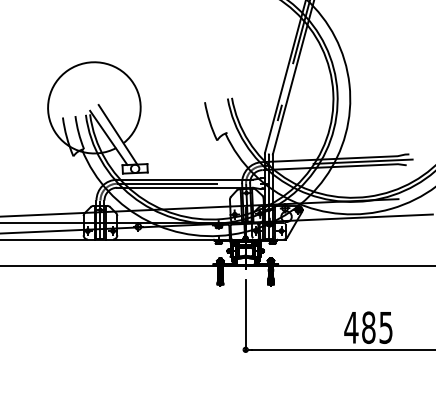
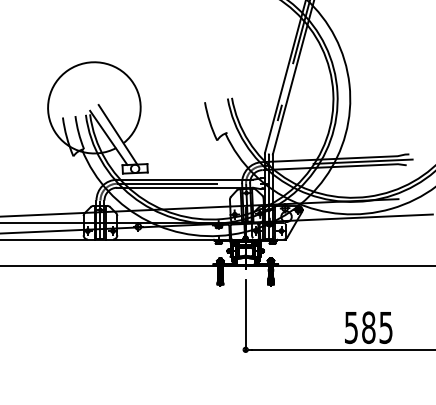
text: 485 -> 585 (351, 327)
